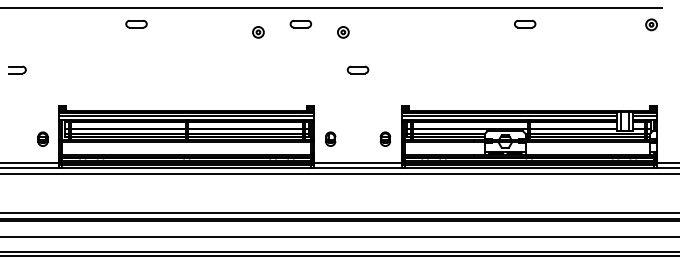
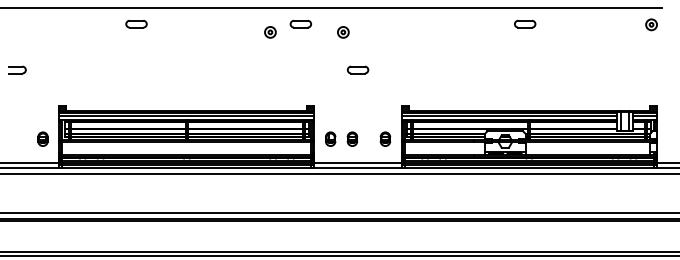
part position: (258, 32) -> (270, 32) (270, 32)
part: none -> present (352, 138)
line: present -> none (339, 236)
